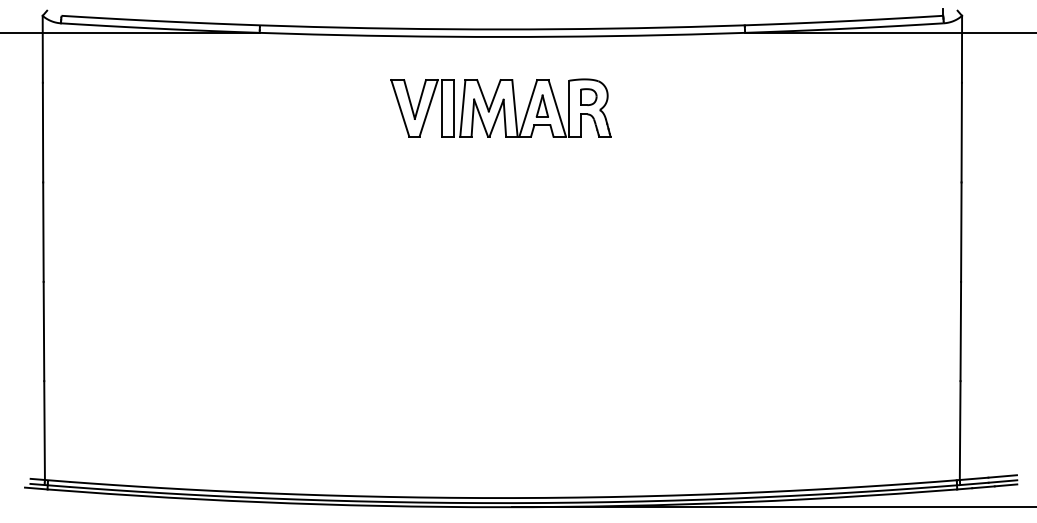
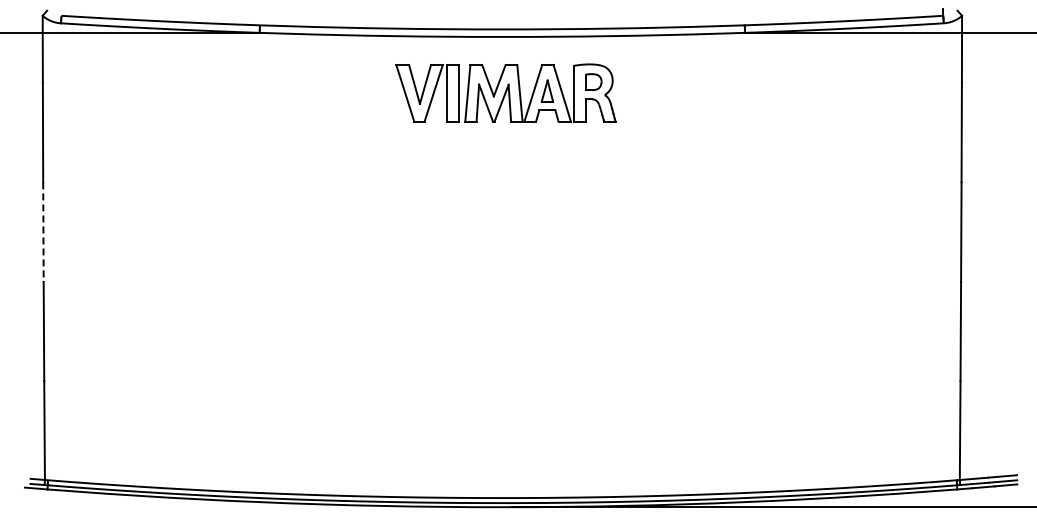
part position: (500, 107) -> (505, 92) (505, 92)
line: solid -> dashed (43, 232)
